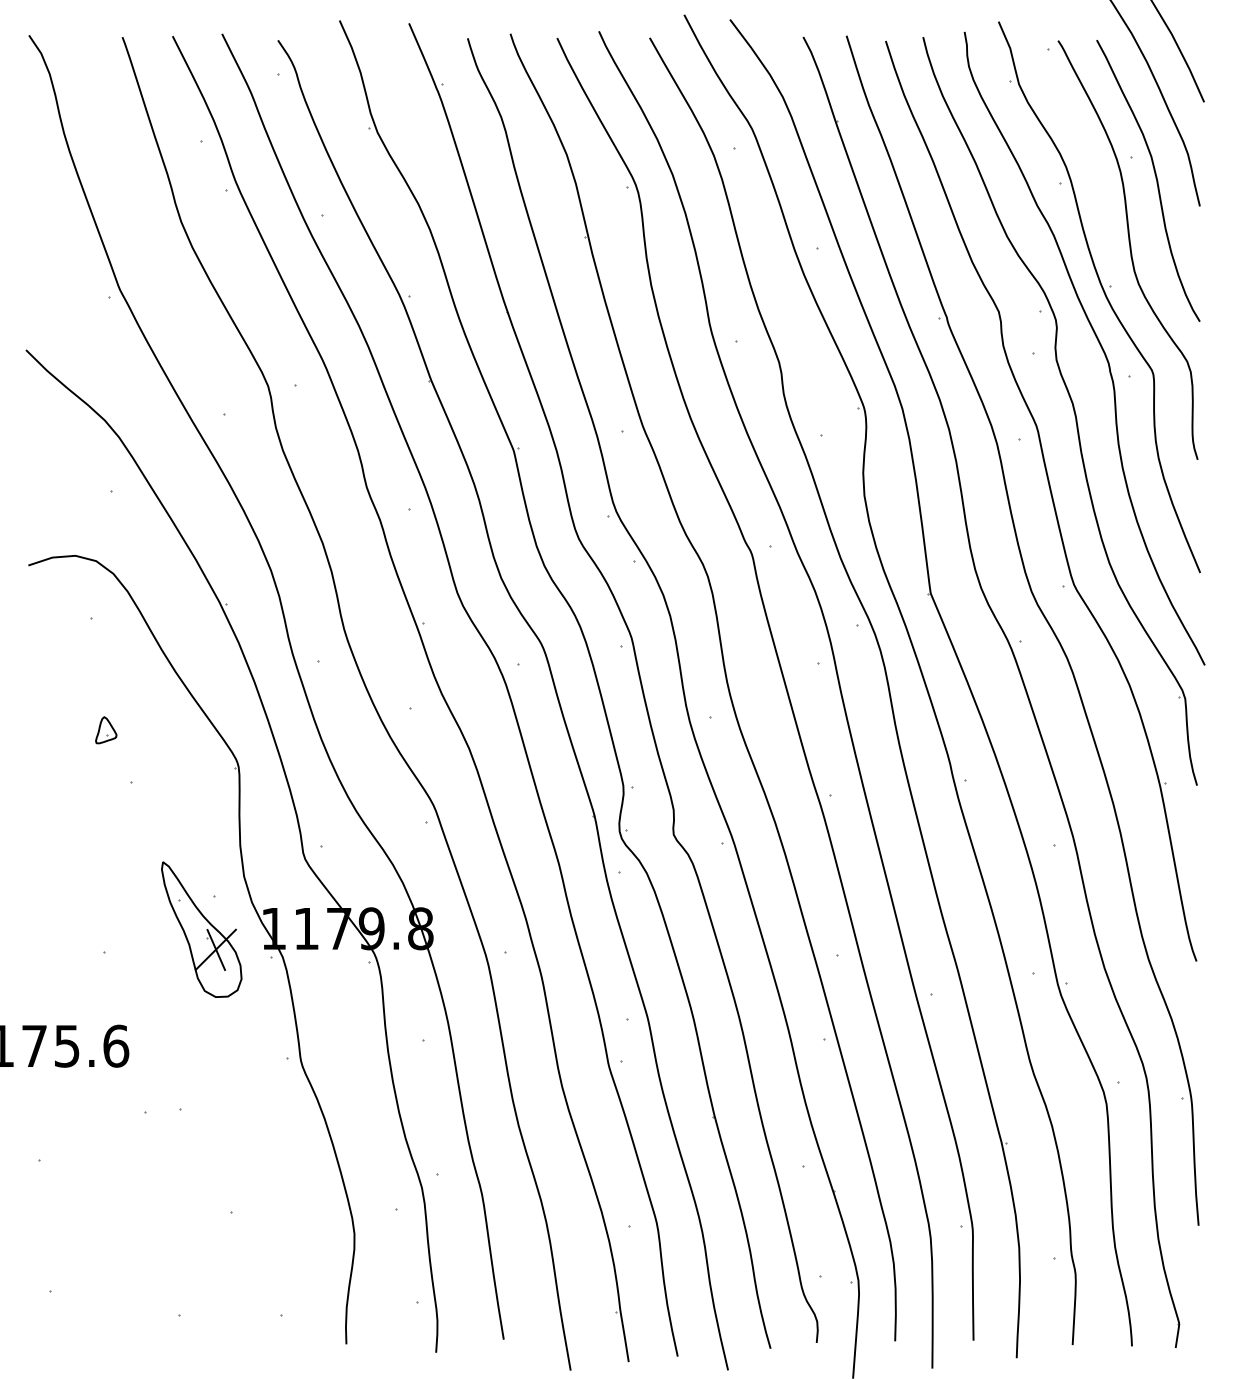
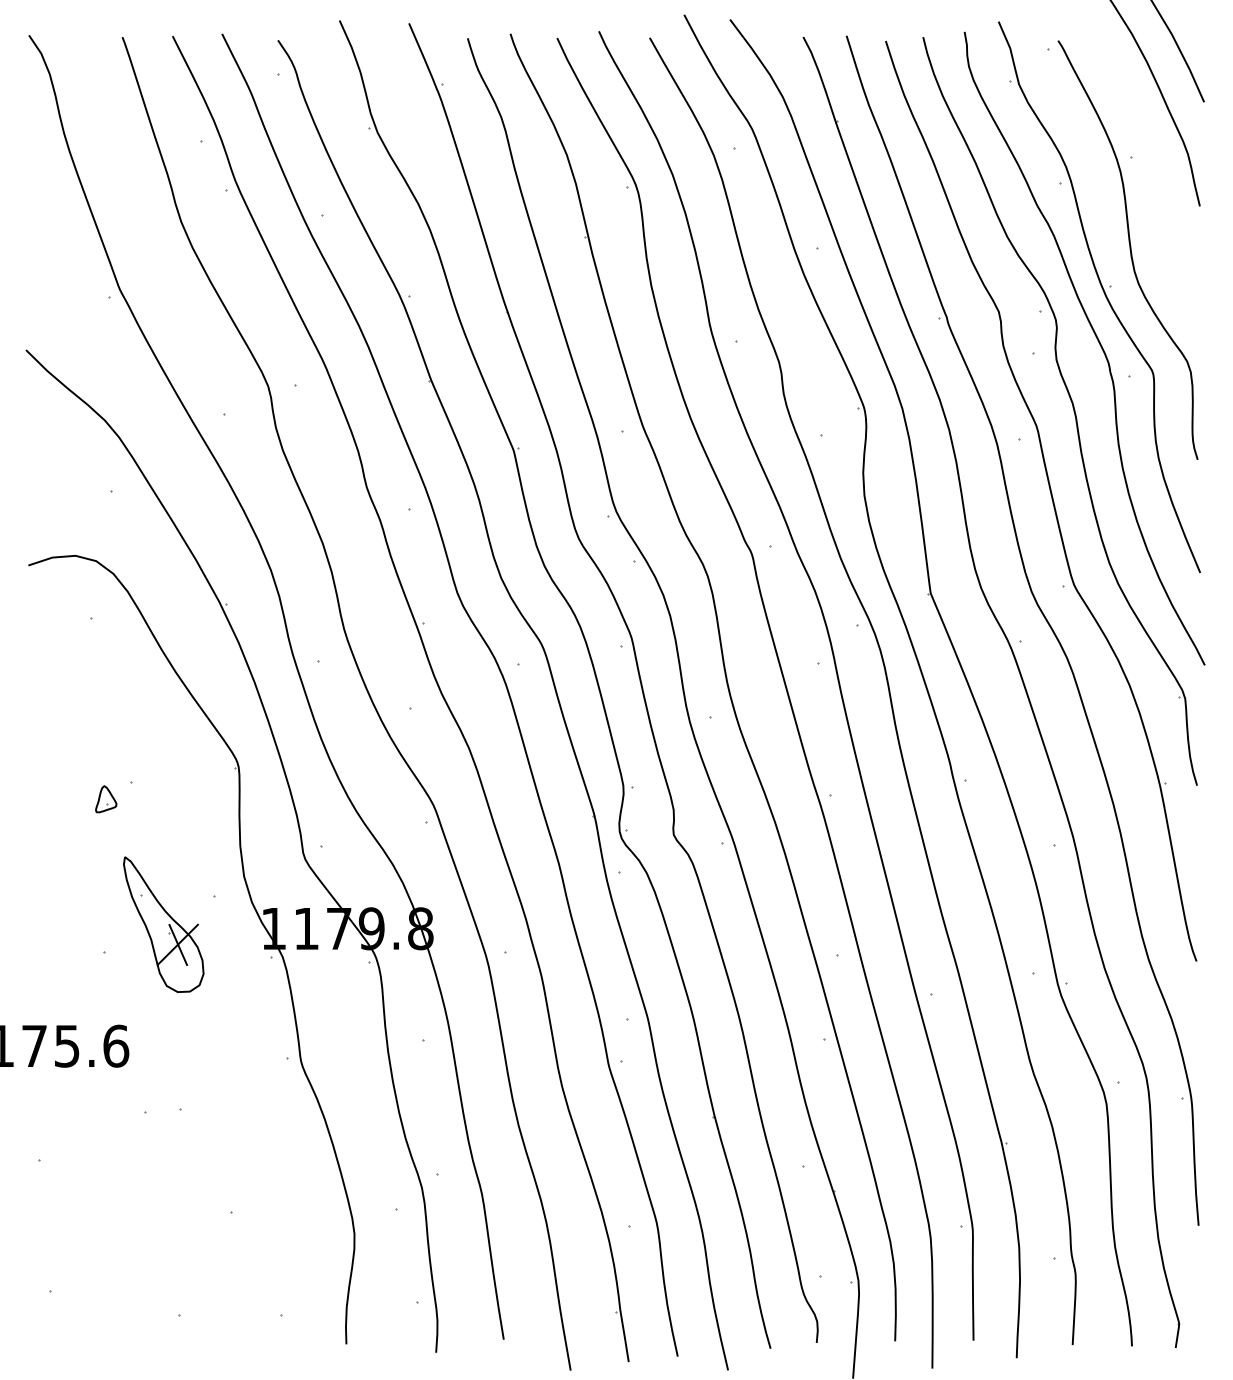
curve: present -> none (1155, 178)
part position: (106, 730) -> (106, 799) (106, 799)
part position: (201, 929) -> (163, 924) (163, 924)
